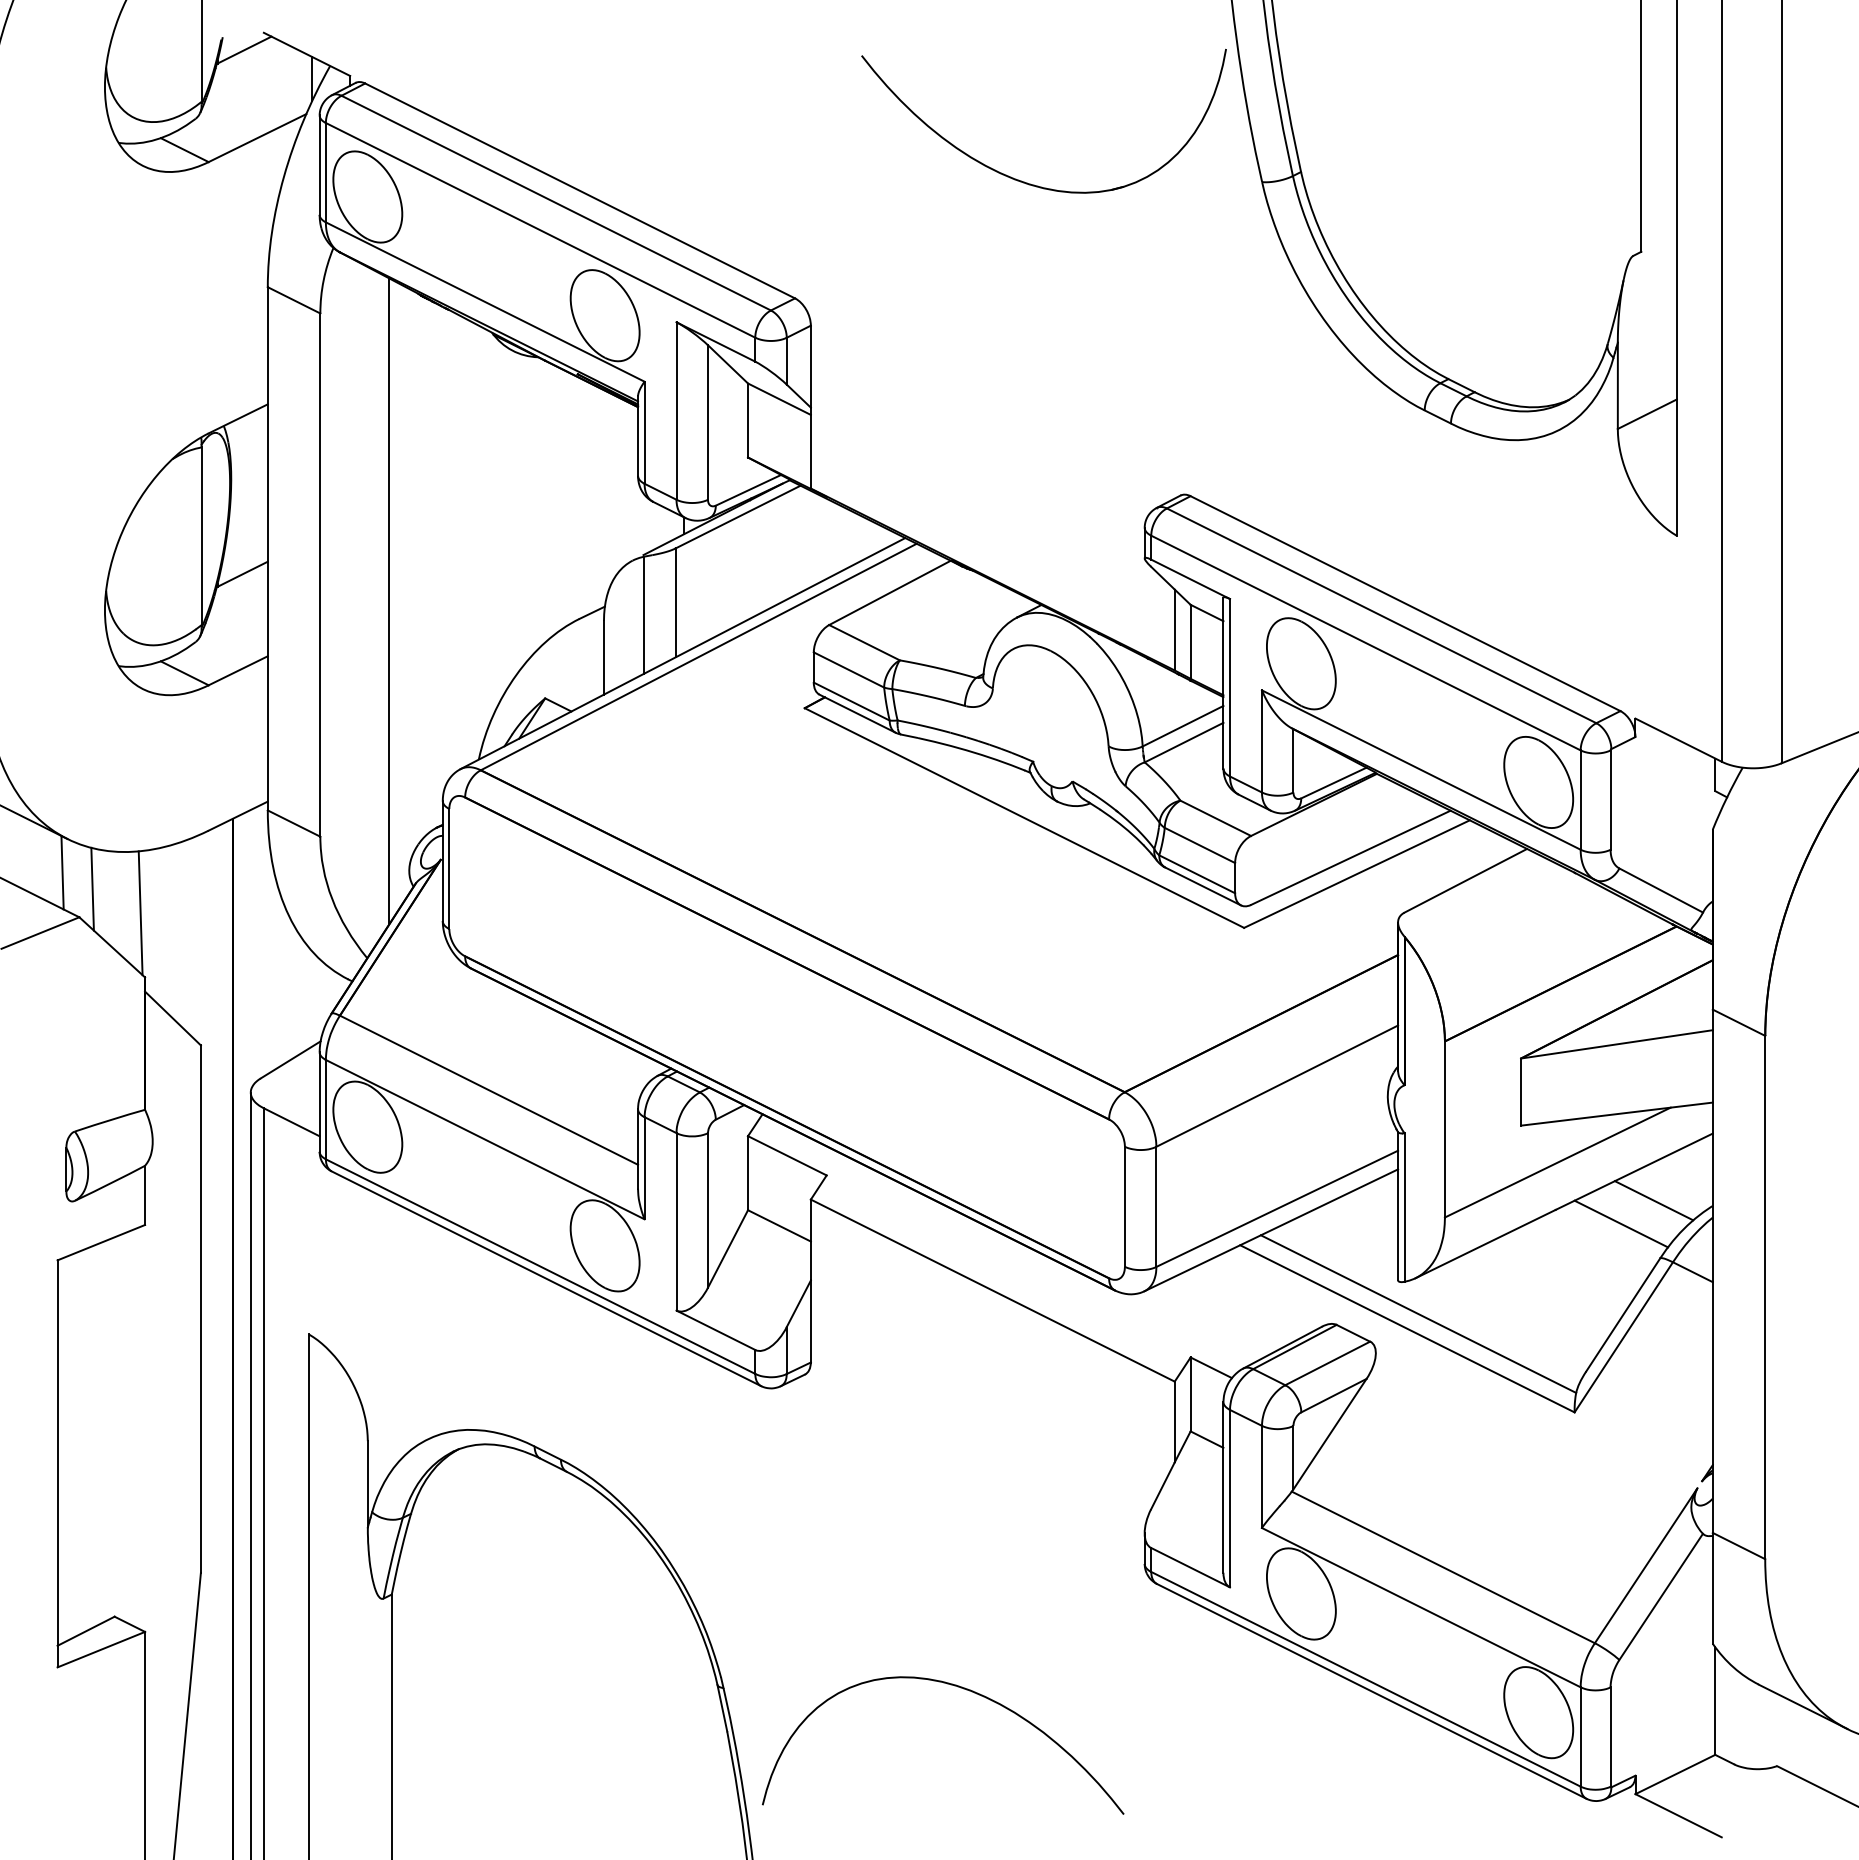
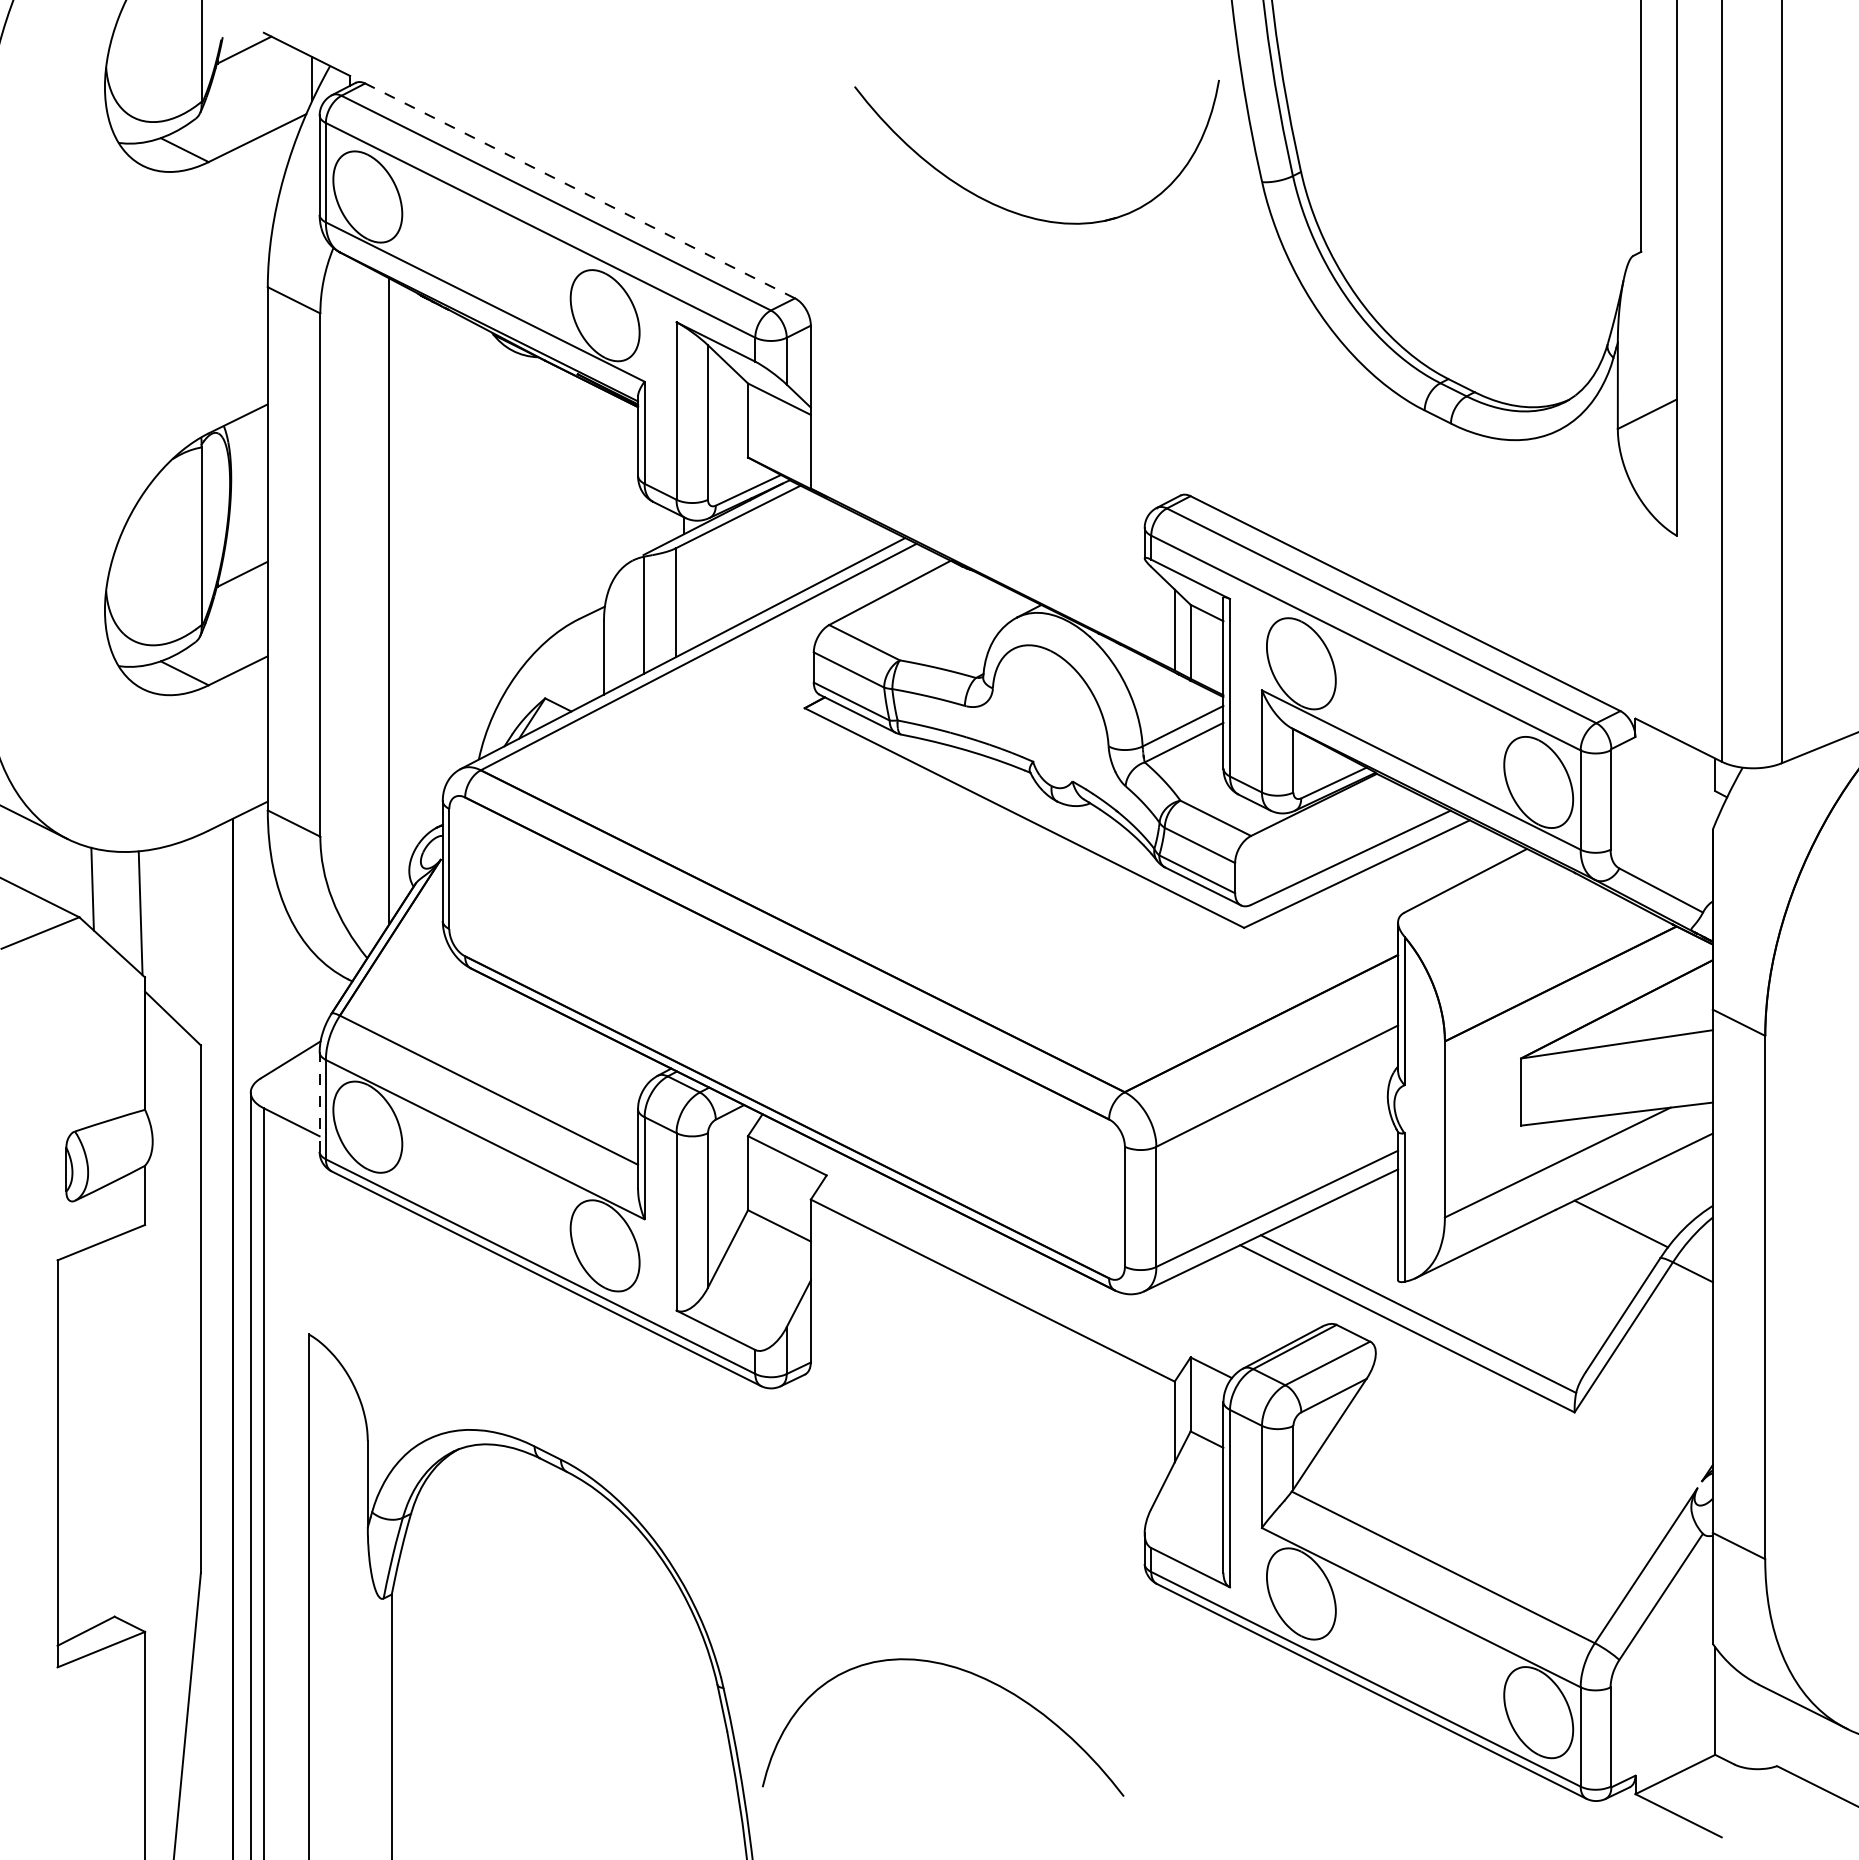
part position: (1024, 181) -> (1017, 212) (1017, 212)
line: solid -> dashed (579, 190)
line: present -> none (62, 872)
line: solid -> dashed (319, 1102)
line: present -> none (1653, 1200)
curve position: (963, 1689) -> (963, 1671) (963, 1671)
